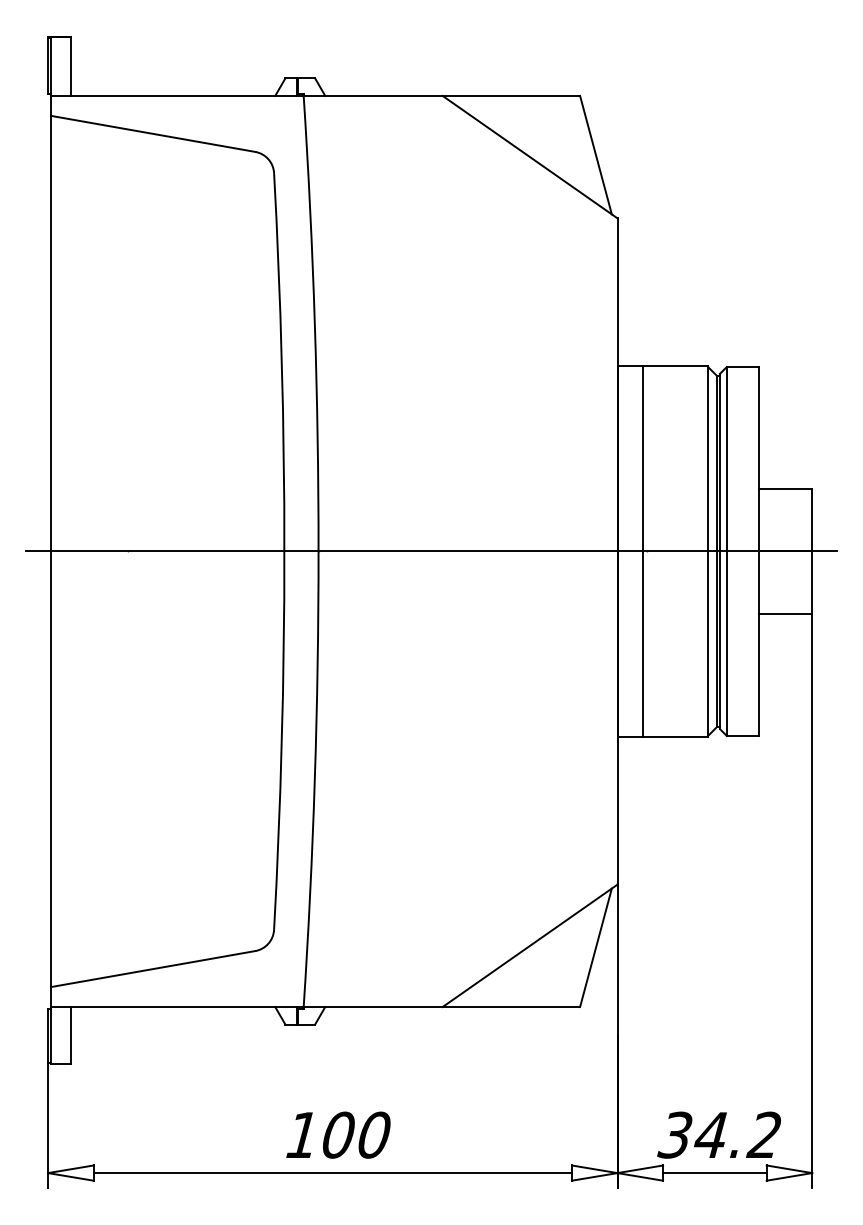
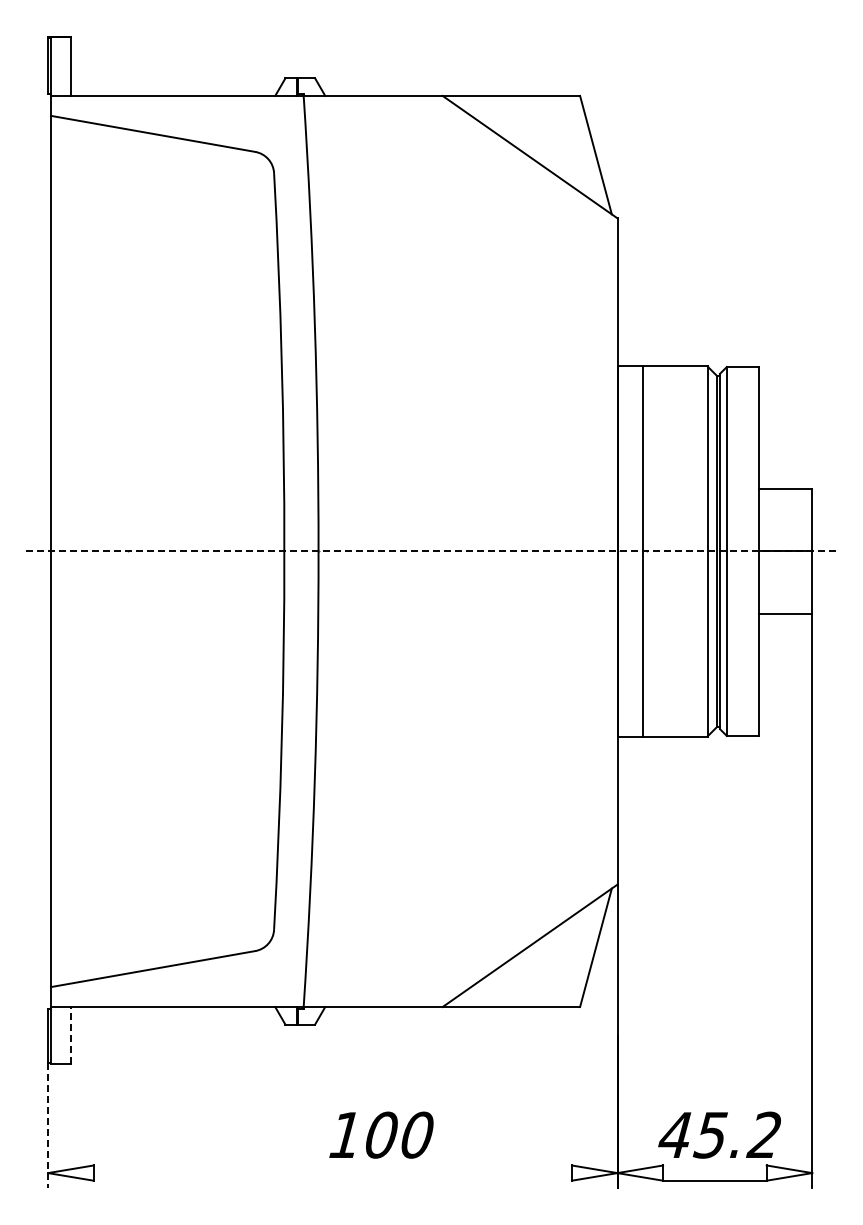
line: solid -> dashed (431, 550)
line: solid -> dashed (70, 1035)
line: solid -> dashed (48, 1125)
text position: (338, 1134) -> (381, 1134) (381, 1134)
text: 34.2 -> 45.2 (692, 1134)
line: present -> none (332, 1173)
line position: (714, 1173) -> (714, 1181) (714, 1181)
